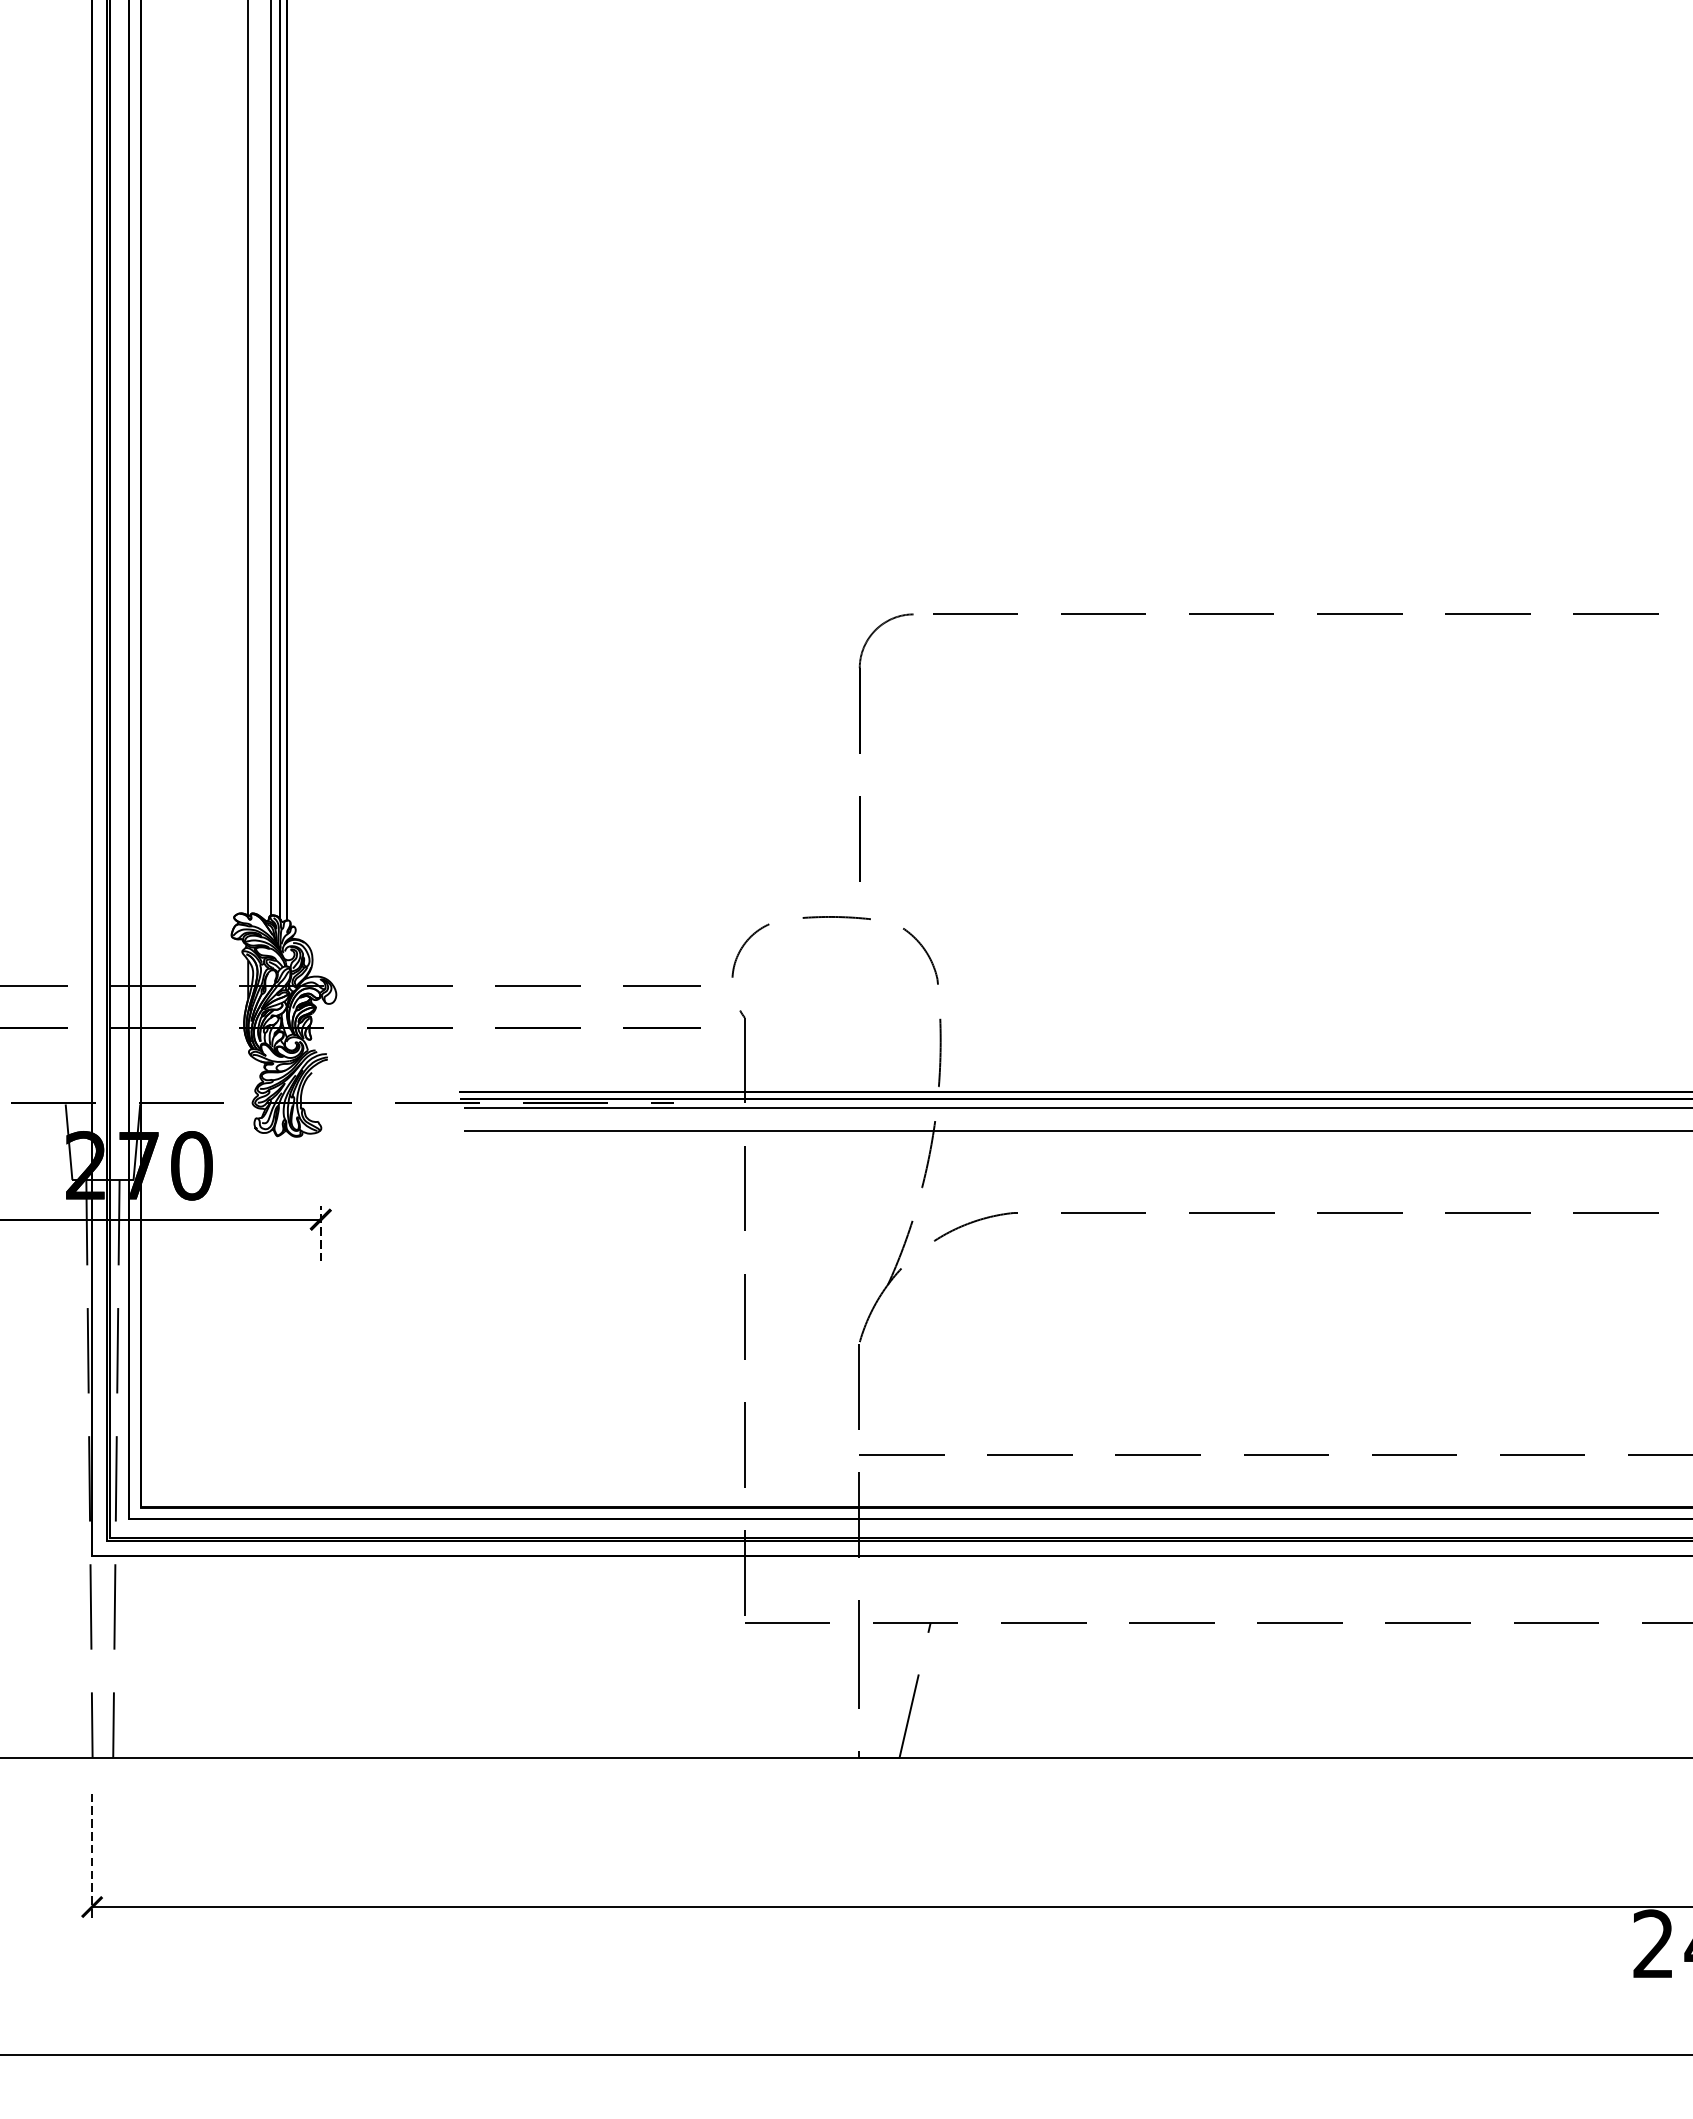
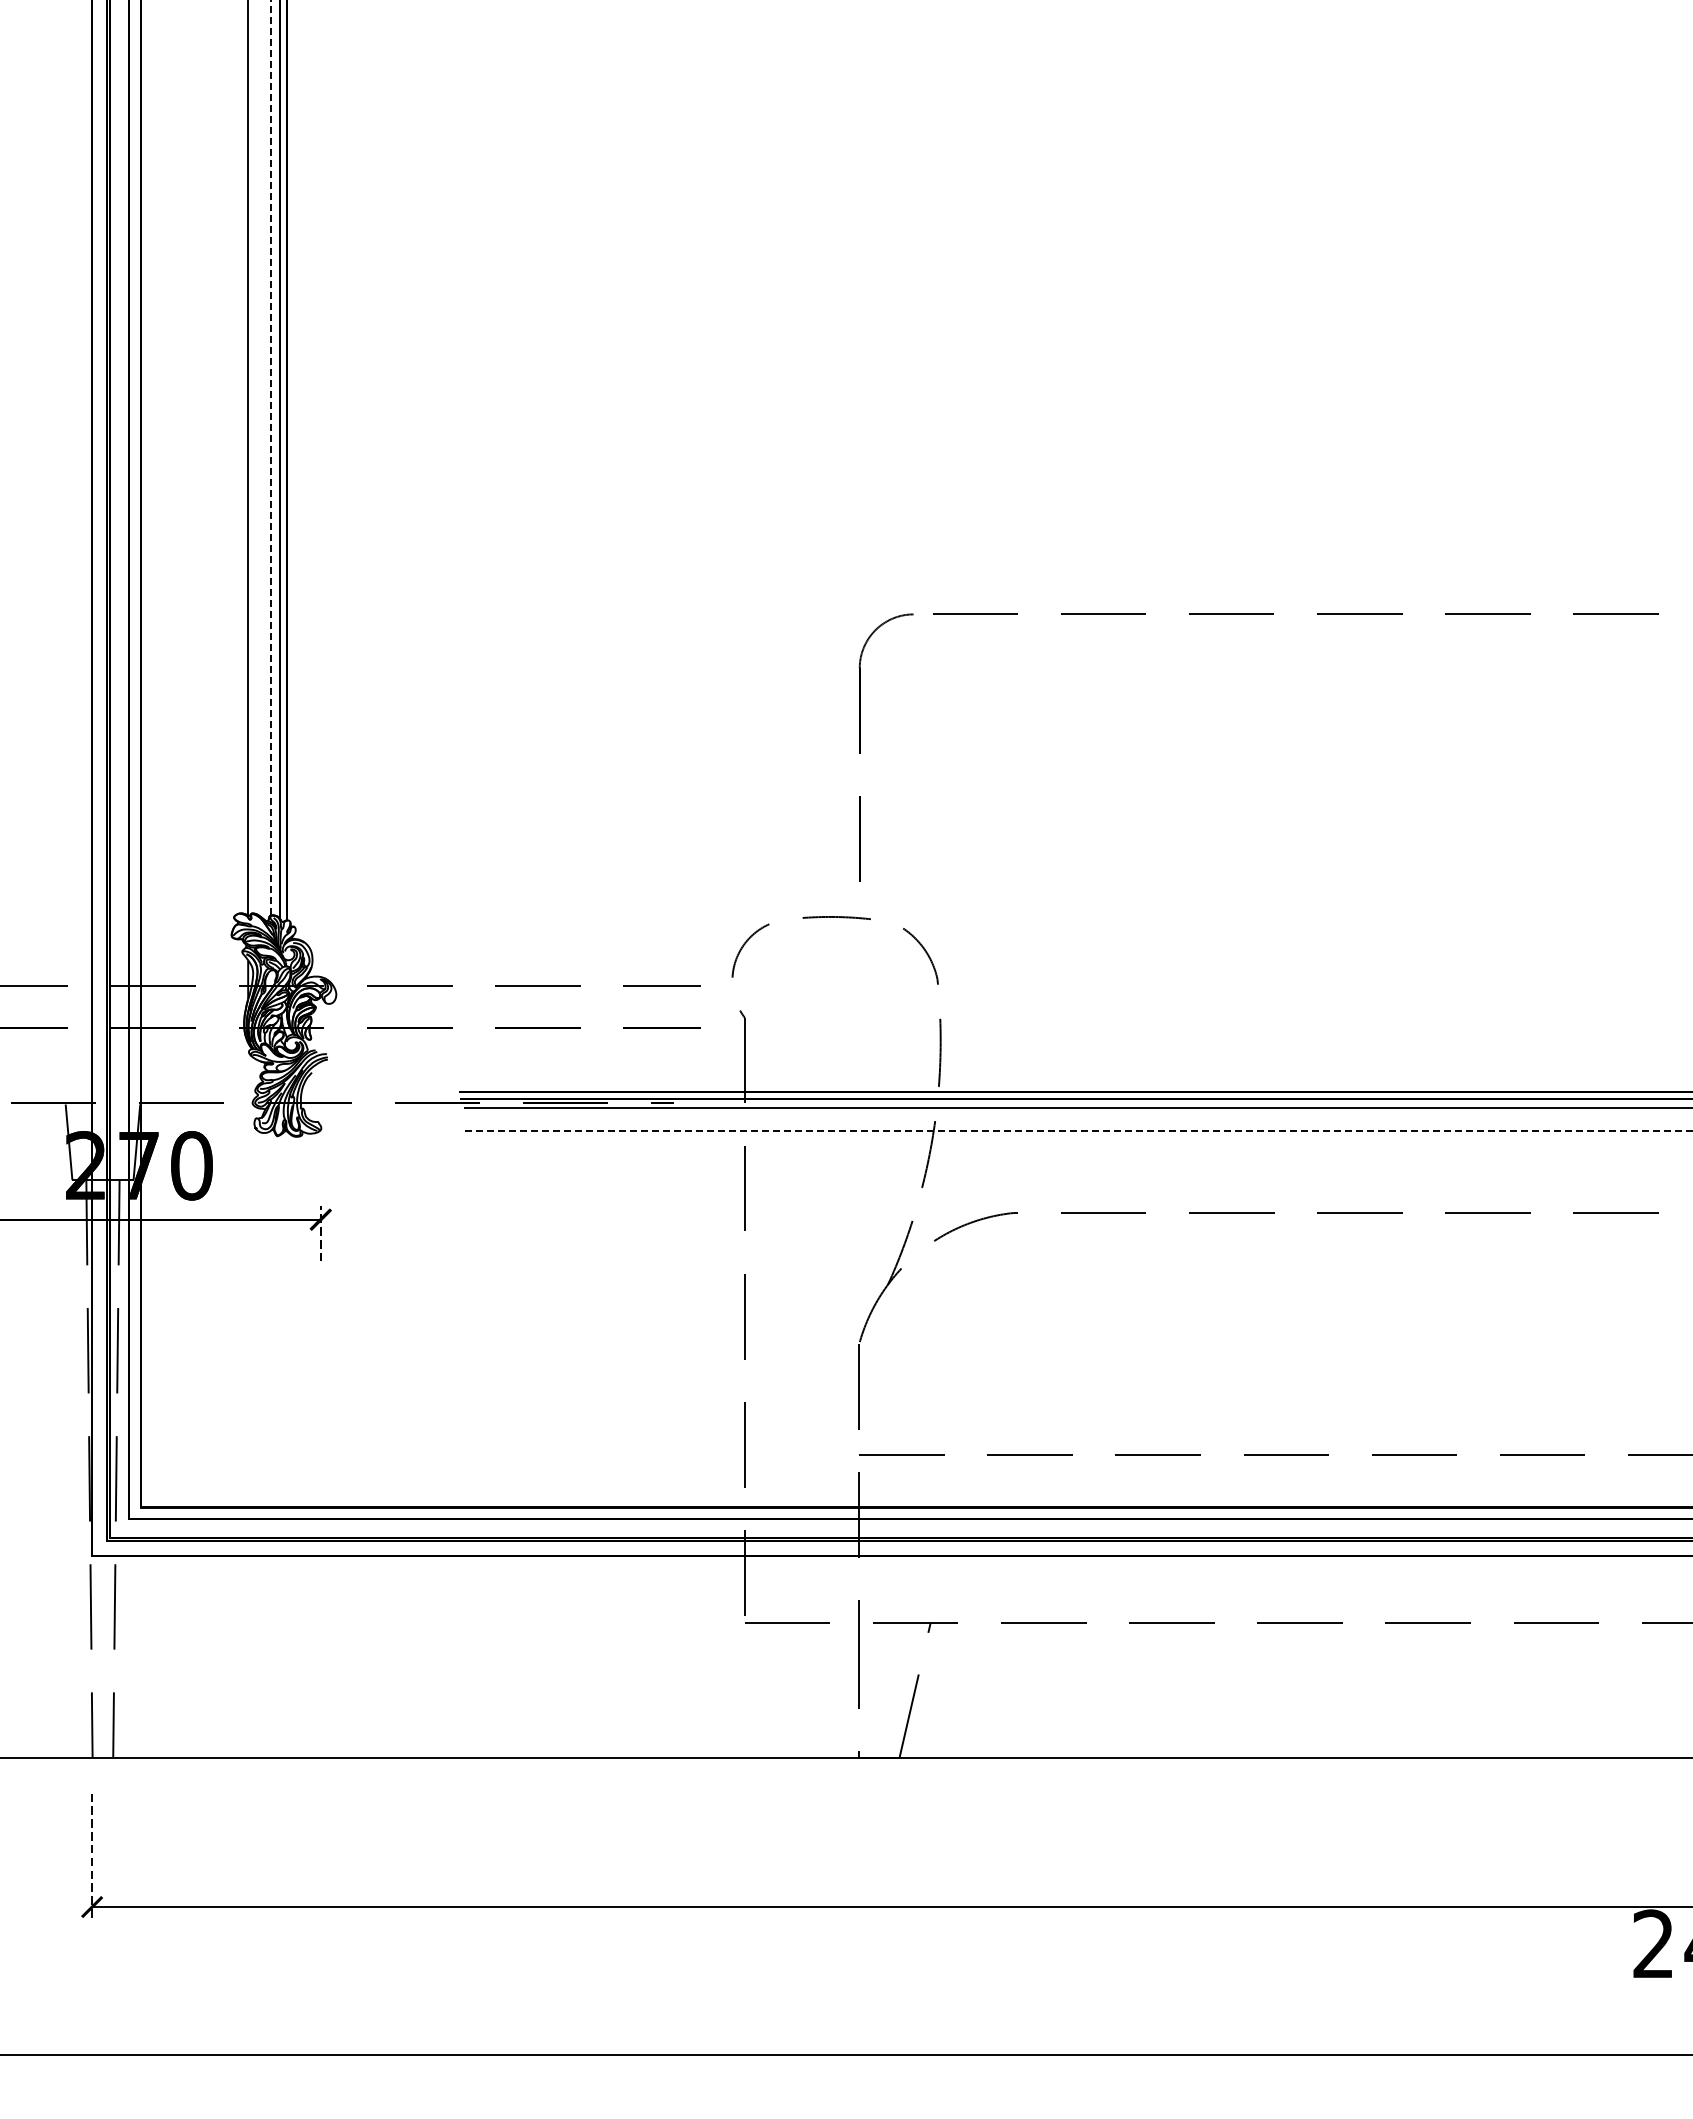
line: solid -> dashed (271, 457)
line: solid -> dashed (1077, 1130)
